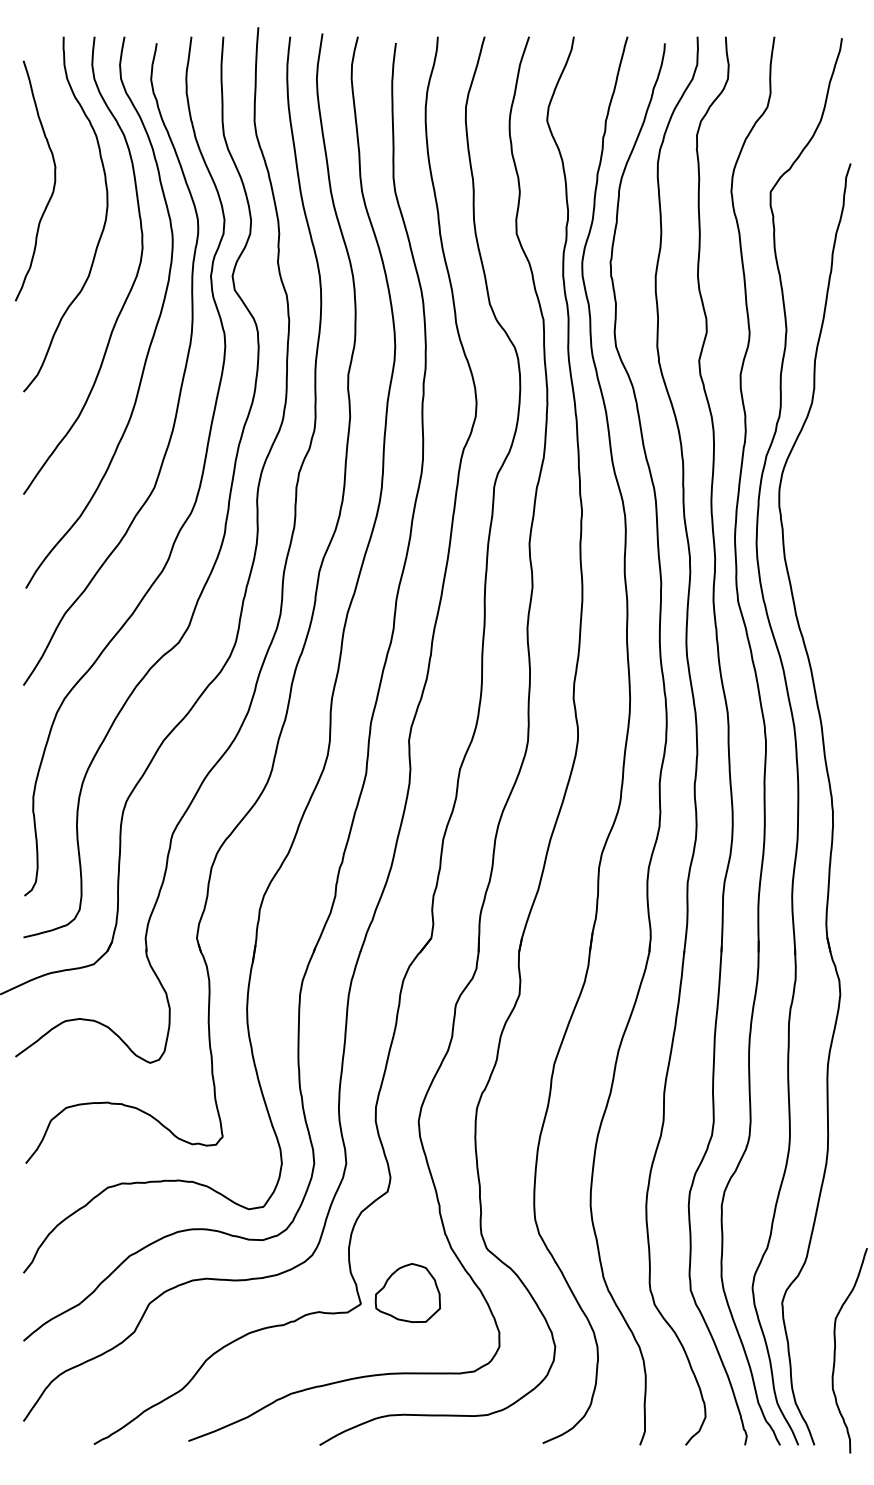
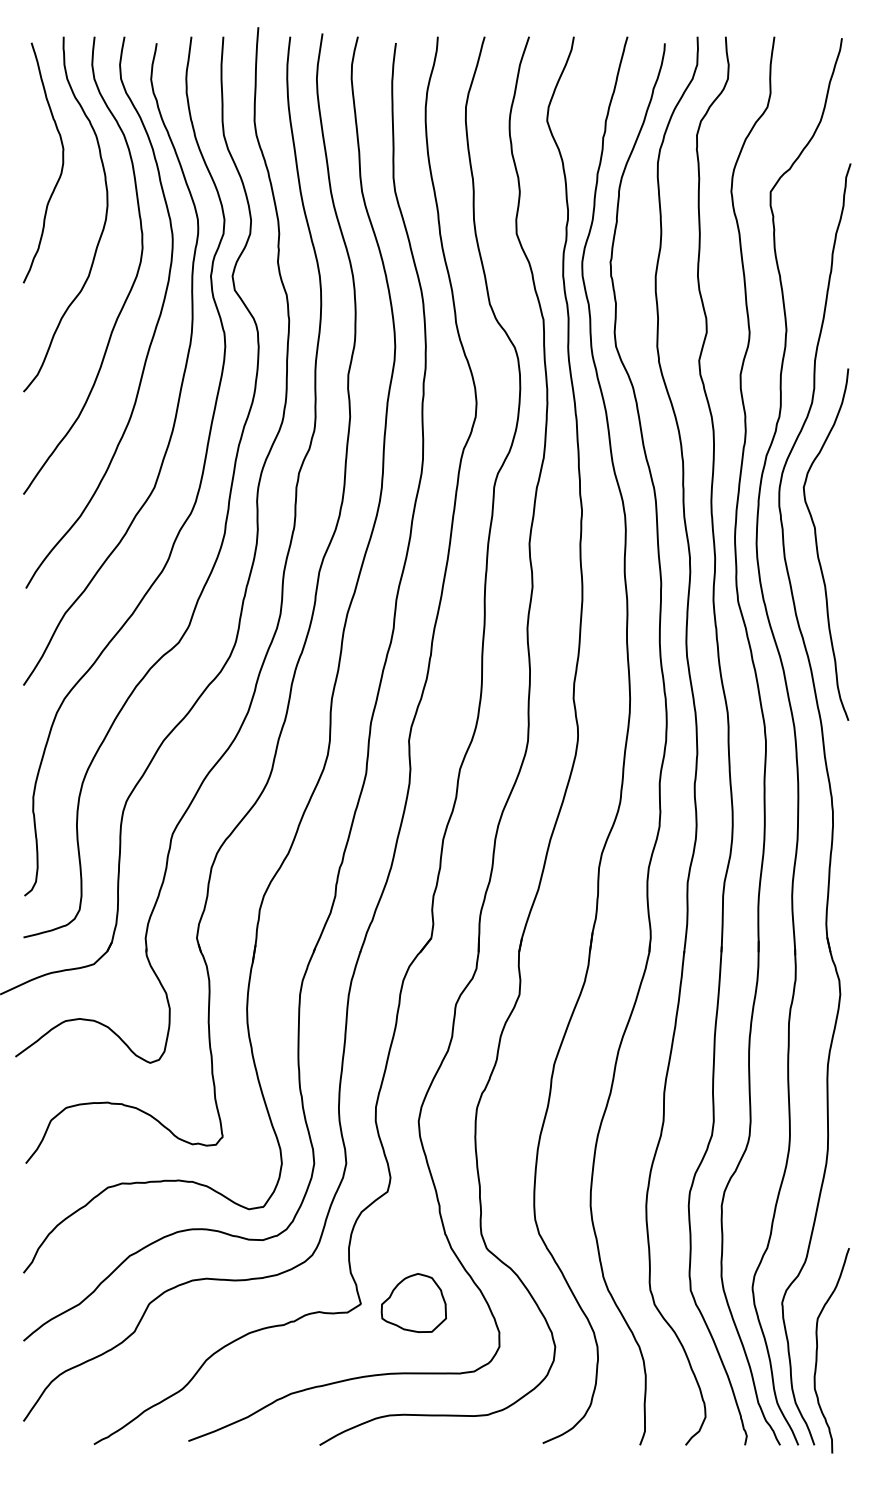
curve position: (53, 184) -> (61, 166) (61, 166)
curve: none -> present (817, 544)
part position: (407, 1292) -> (413, 1302) (413, 1302)
curve position: (835, 1350) -> (817, 1350) (817, 1350)
